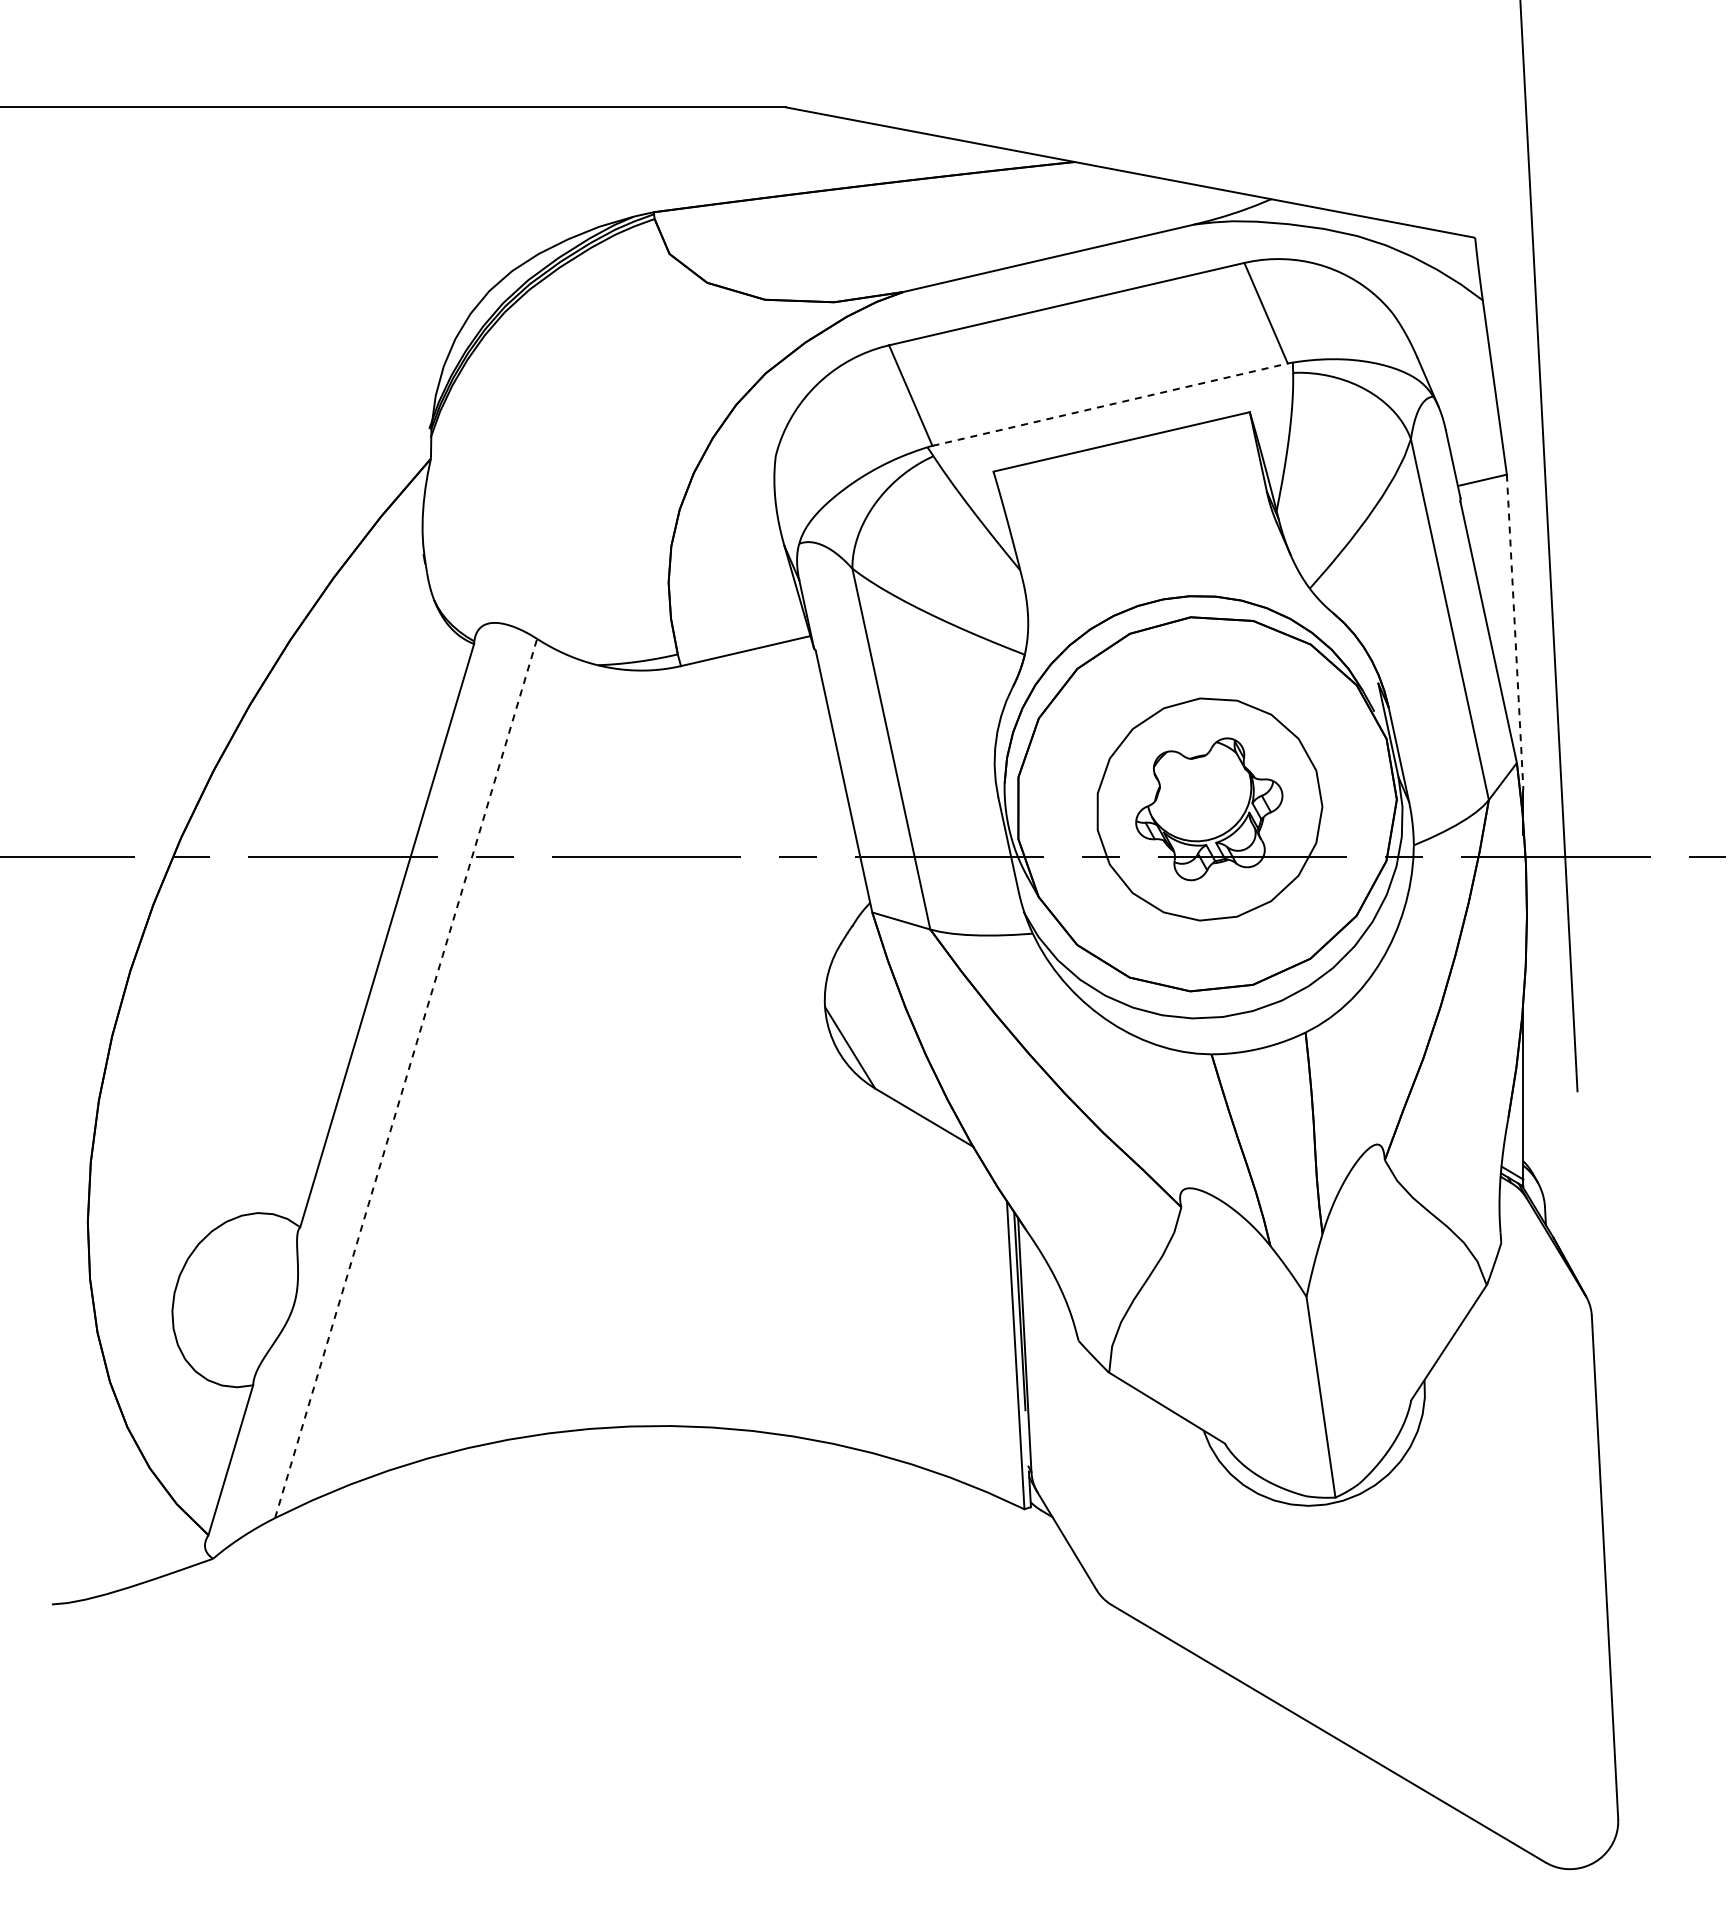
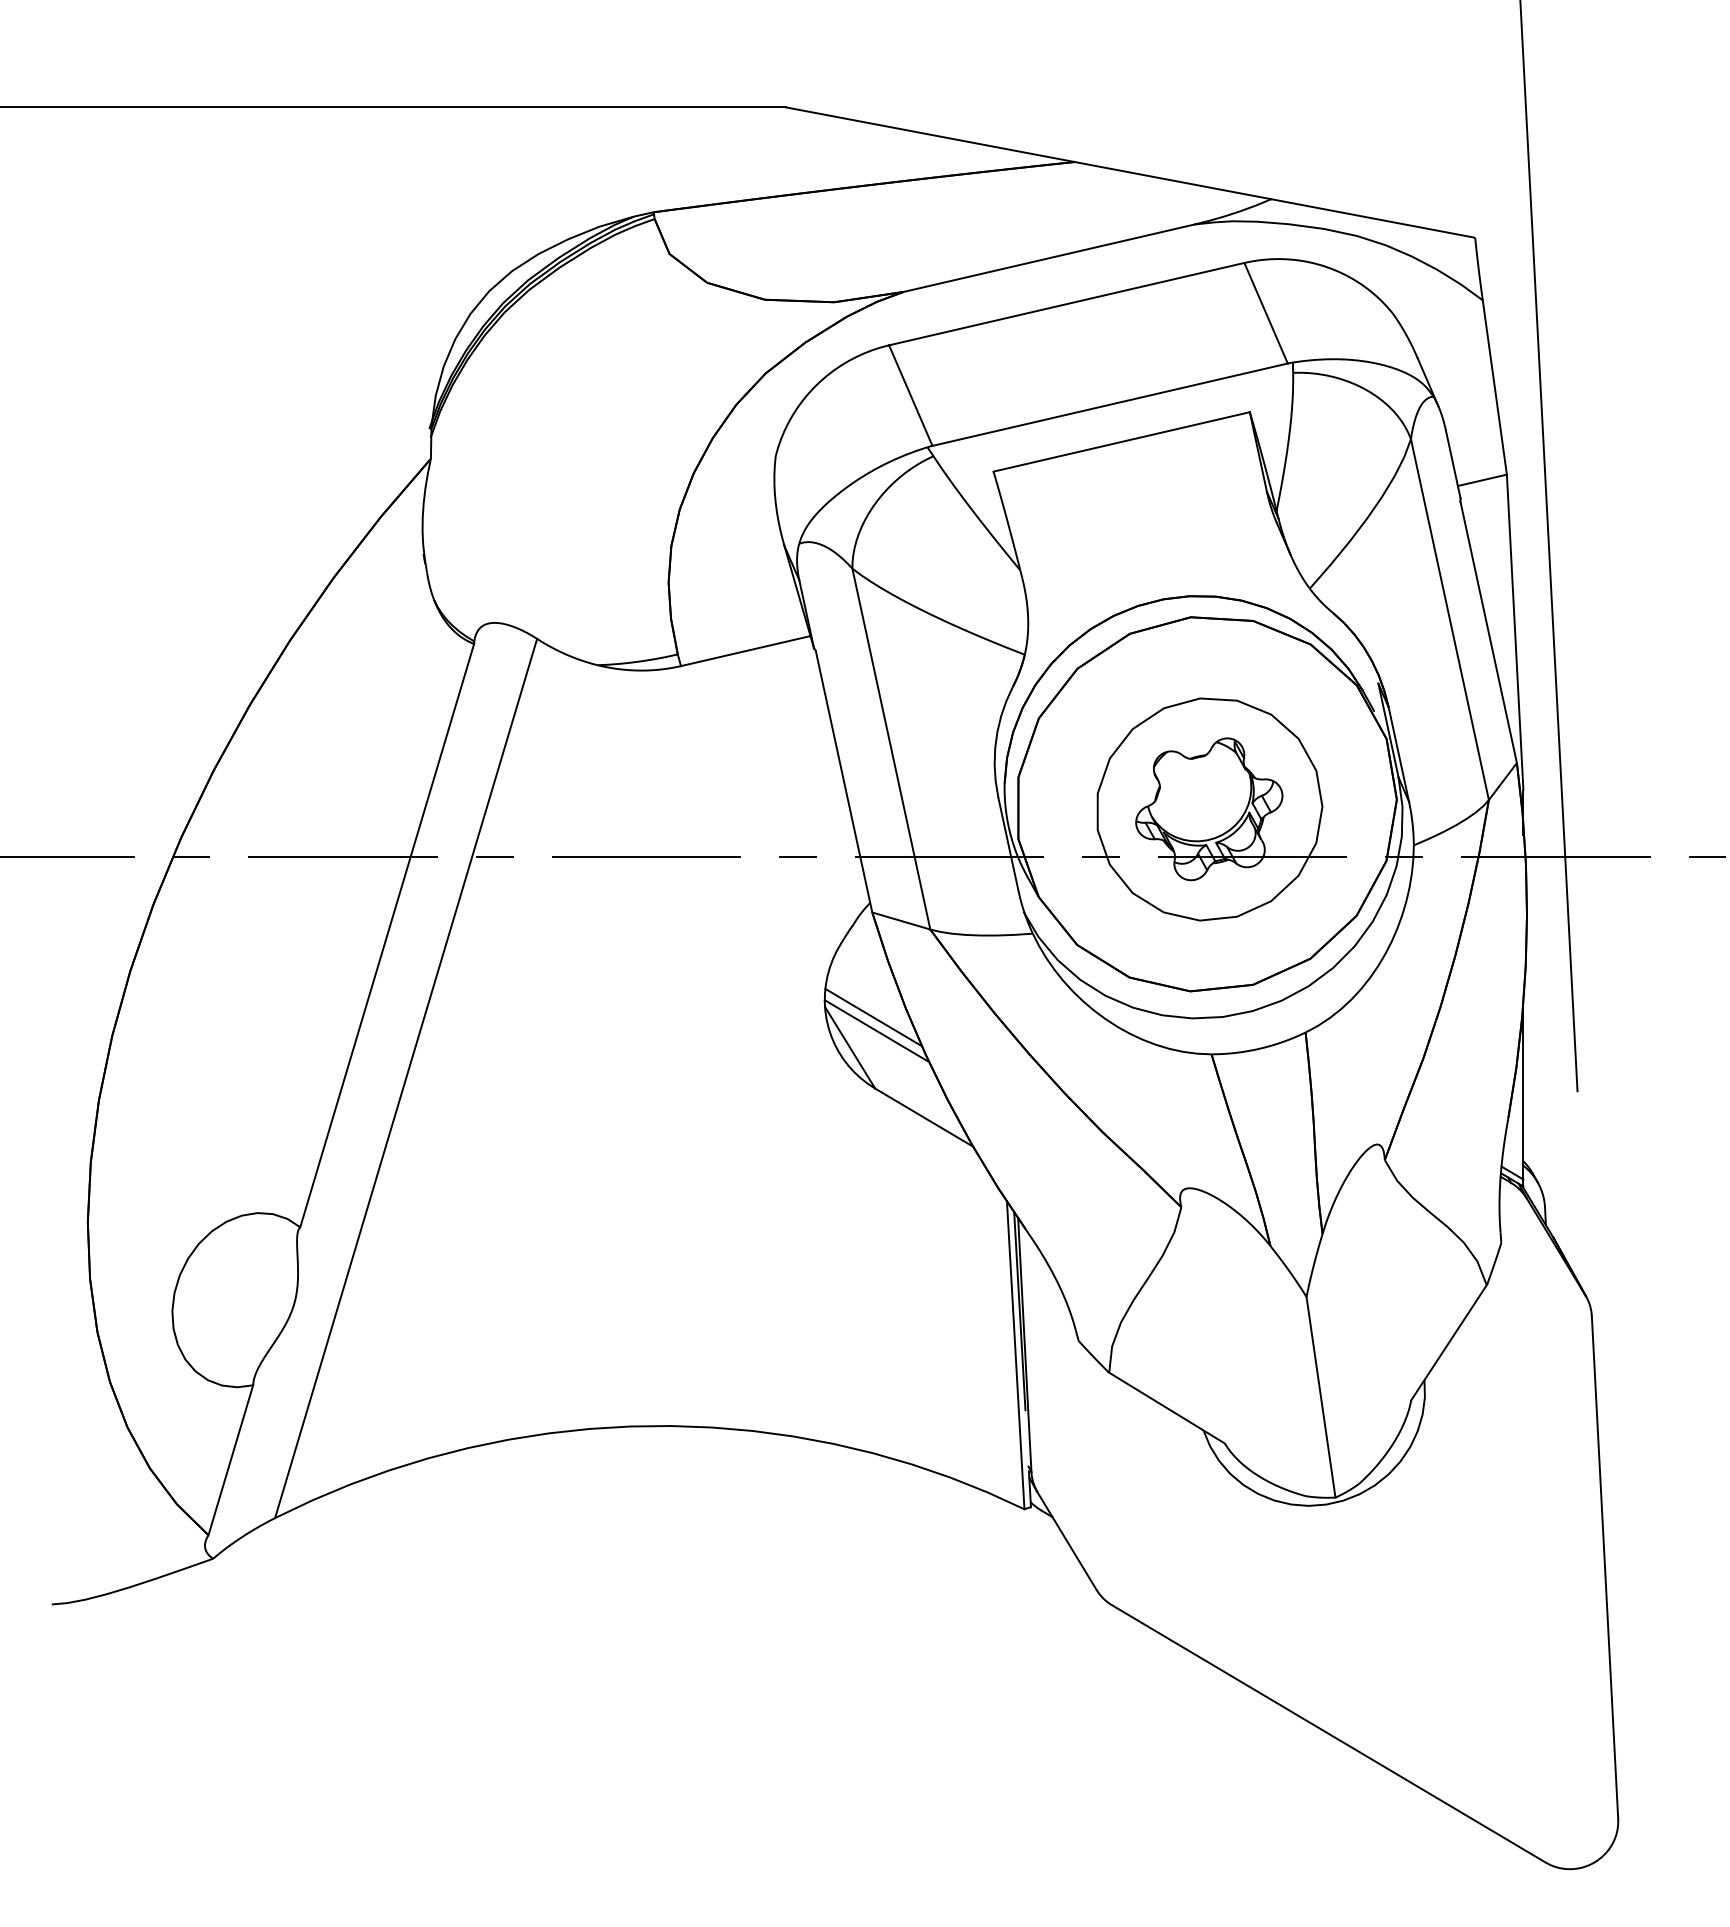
line: dashed -> solid (1110, 404)
line: dashed -> solid (1515, 632)
line: none -> present (873, 1017)
line: none -> present (876, 1030)
line: dashed -> solid (406, 1078)
